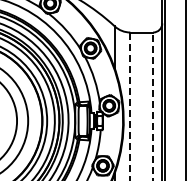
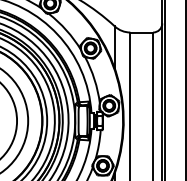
line: dashed -> solid (153, 106)
line: dashed -> solid (130, 107)
